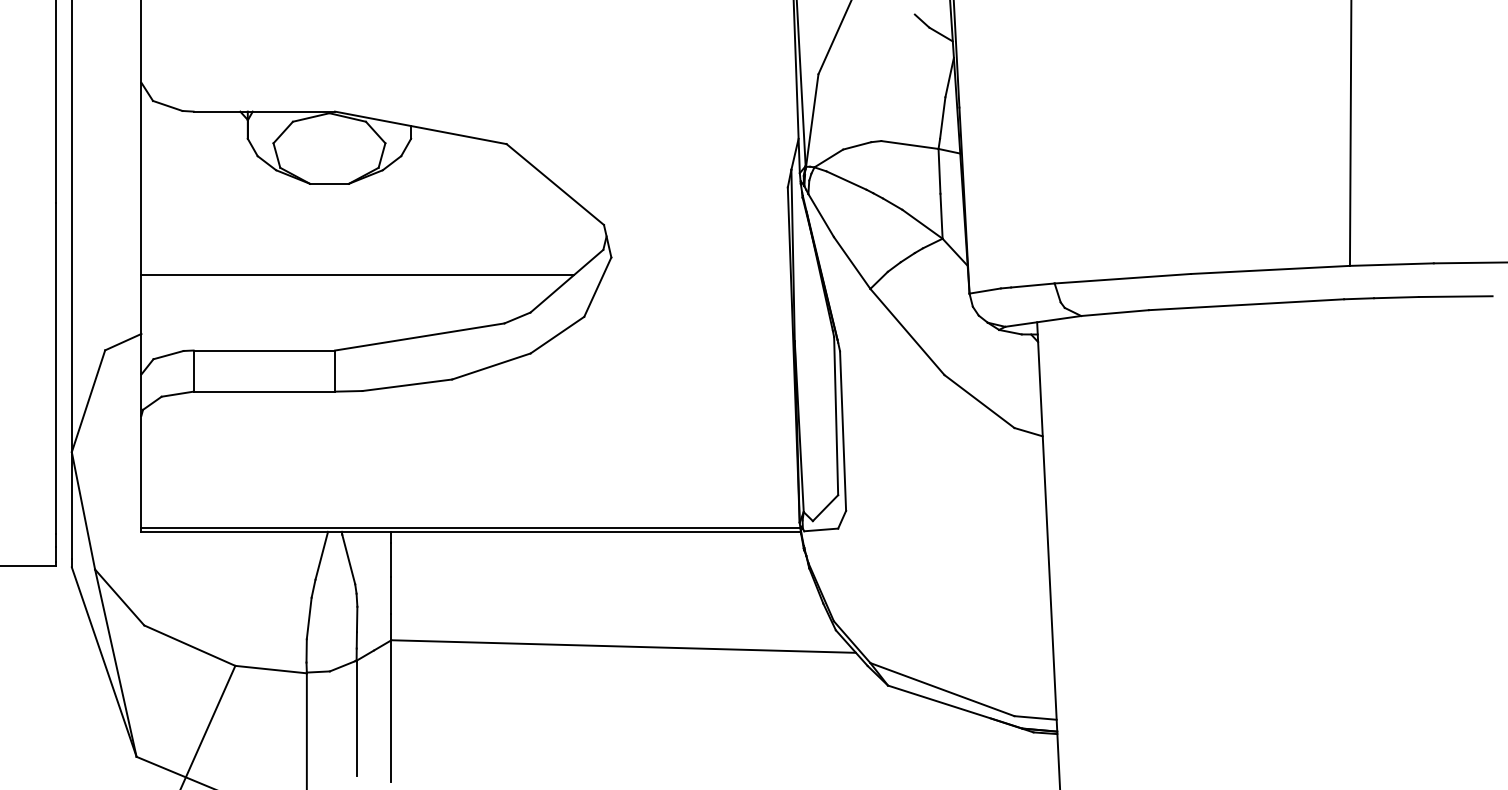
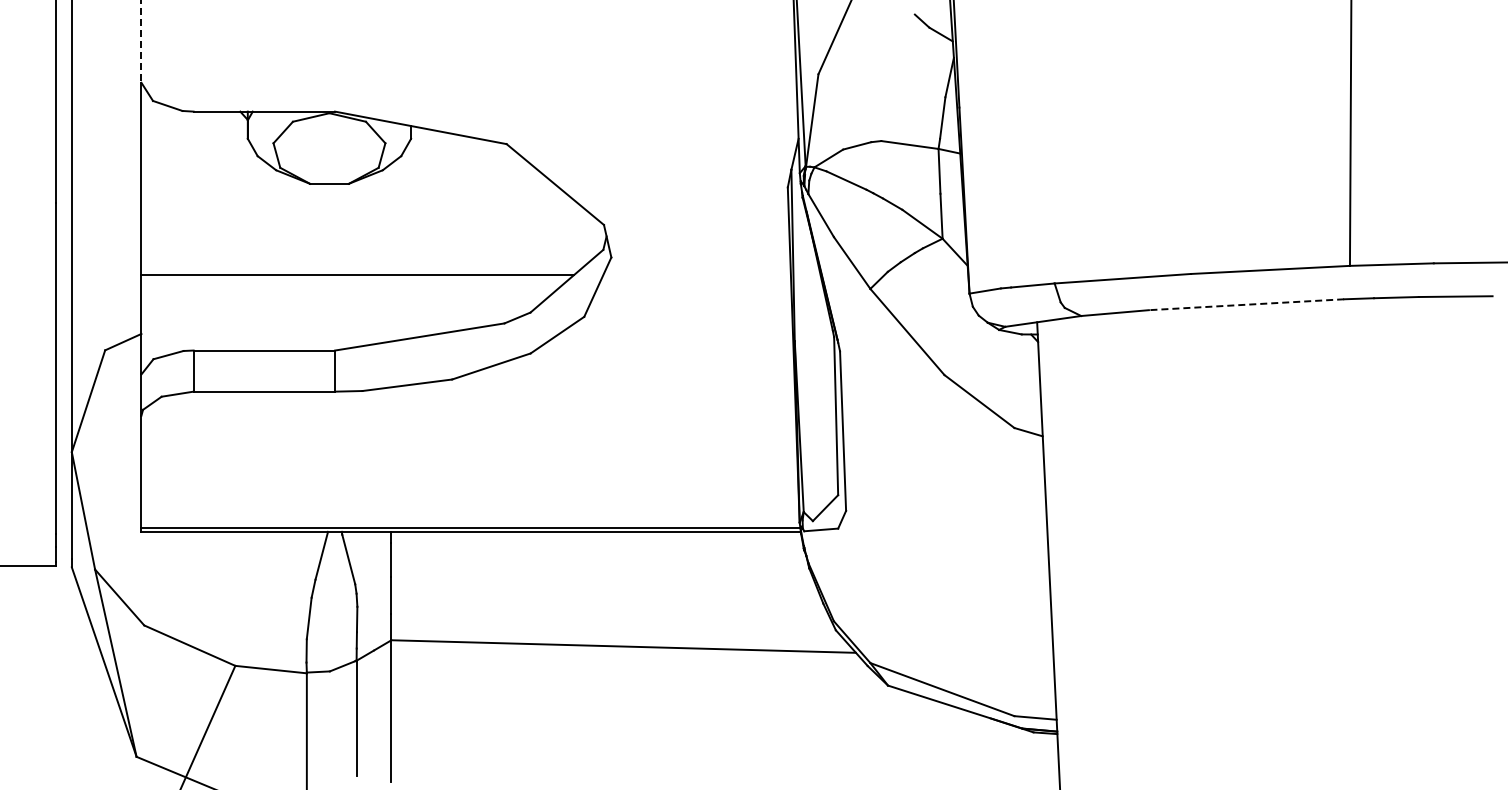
line: solid -> dashed (141, 41)
line: solid -> dashed (1246, 304)
